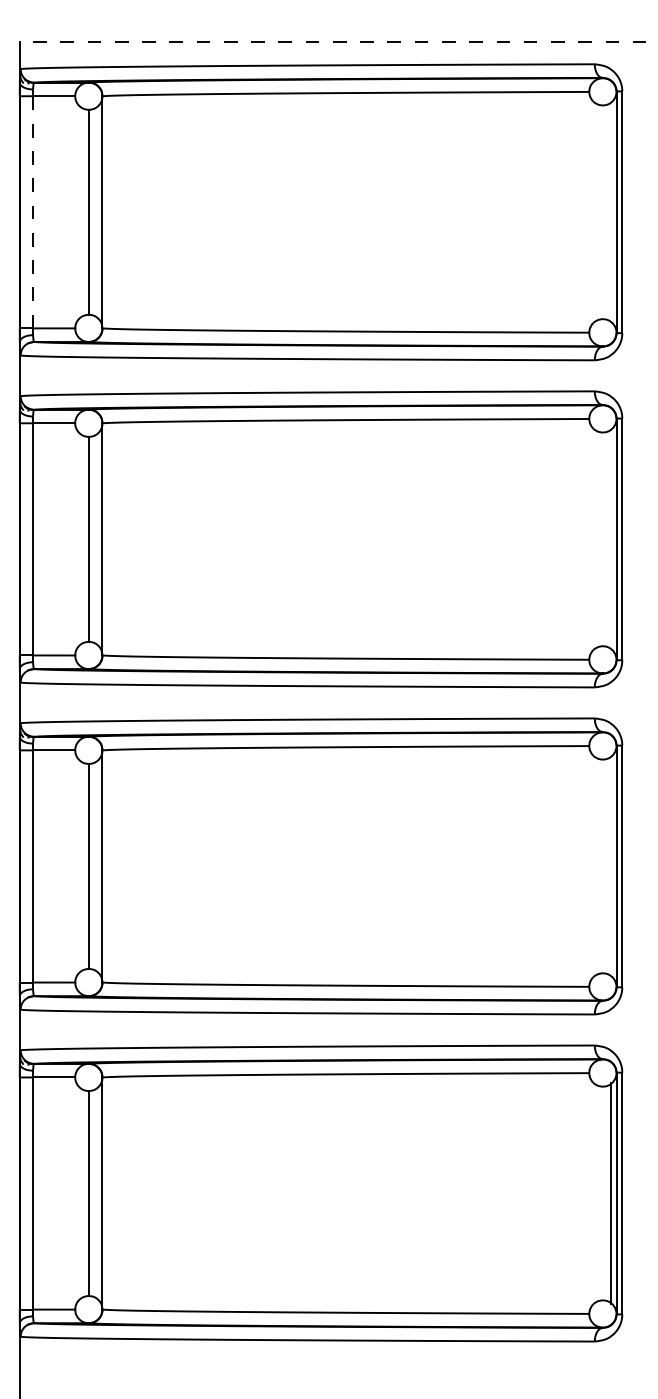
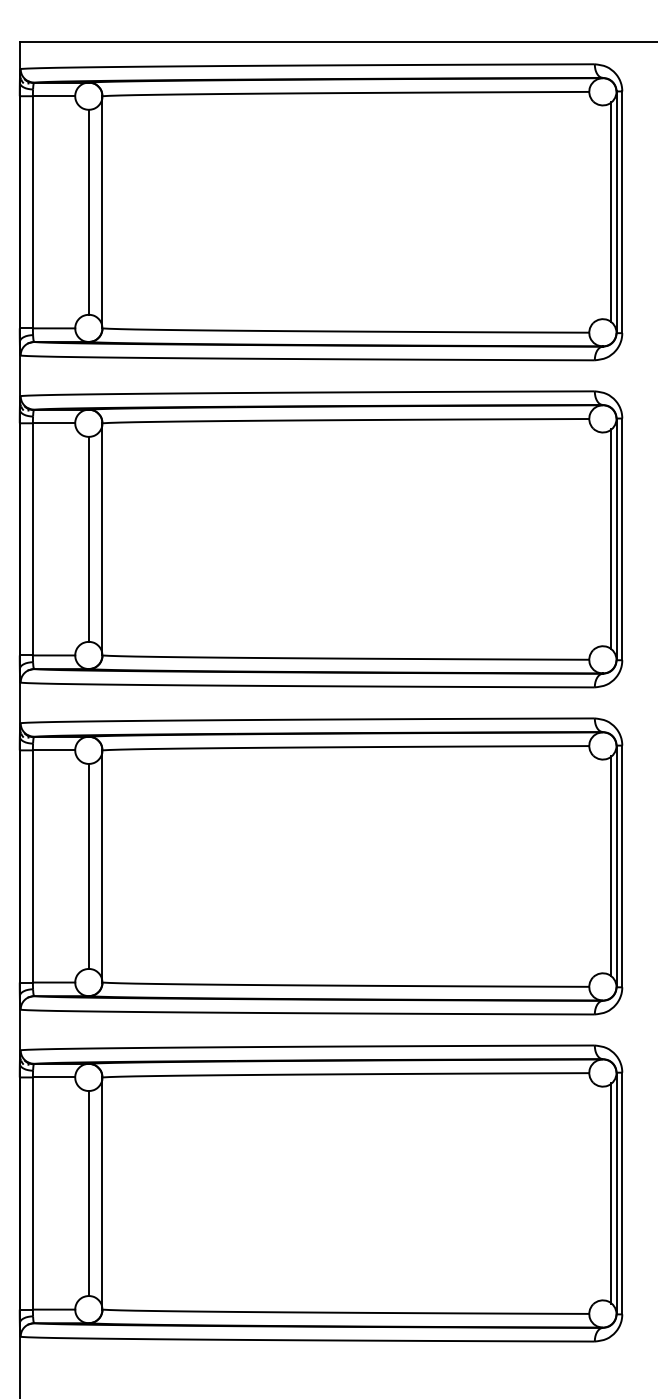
line: dashed -> solid (338, 41)
line: dashed -> solid (32, 211)
line: none -> present (611, 212)
line: none -> present (611, 539)
line: none -> present (611, 866)
